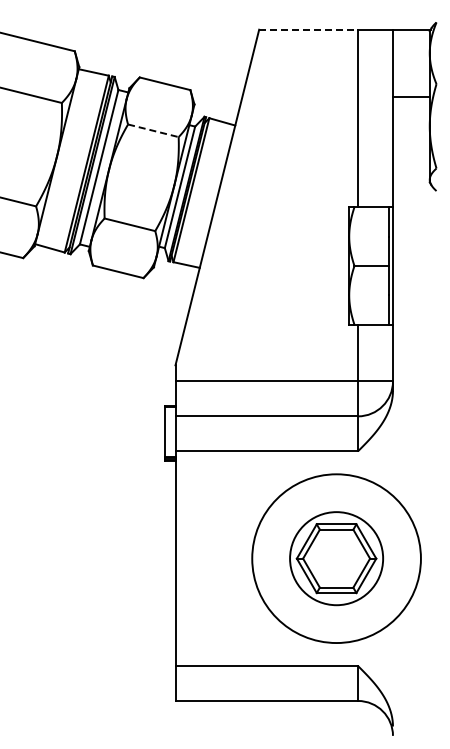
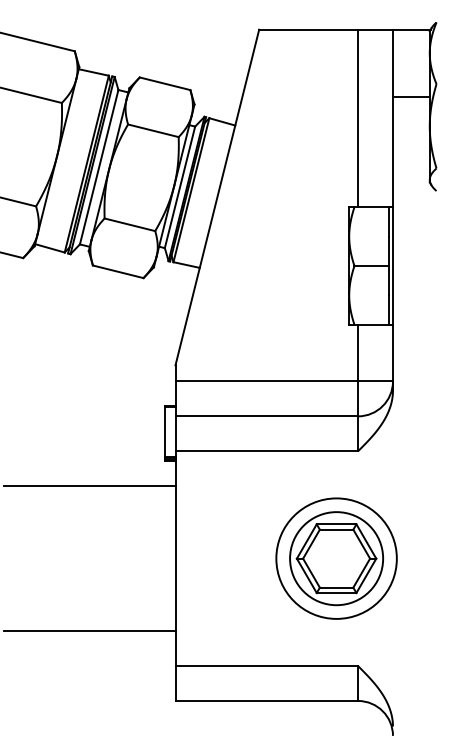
line: dashed -> solid (309, 29)
line: dashed -> solid (153, 130)
line: none -> present (89, 486)
circle diameter: 169 px -> 121 px (336, 558)
line: none -> present (89, 631)
